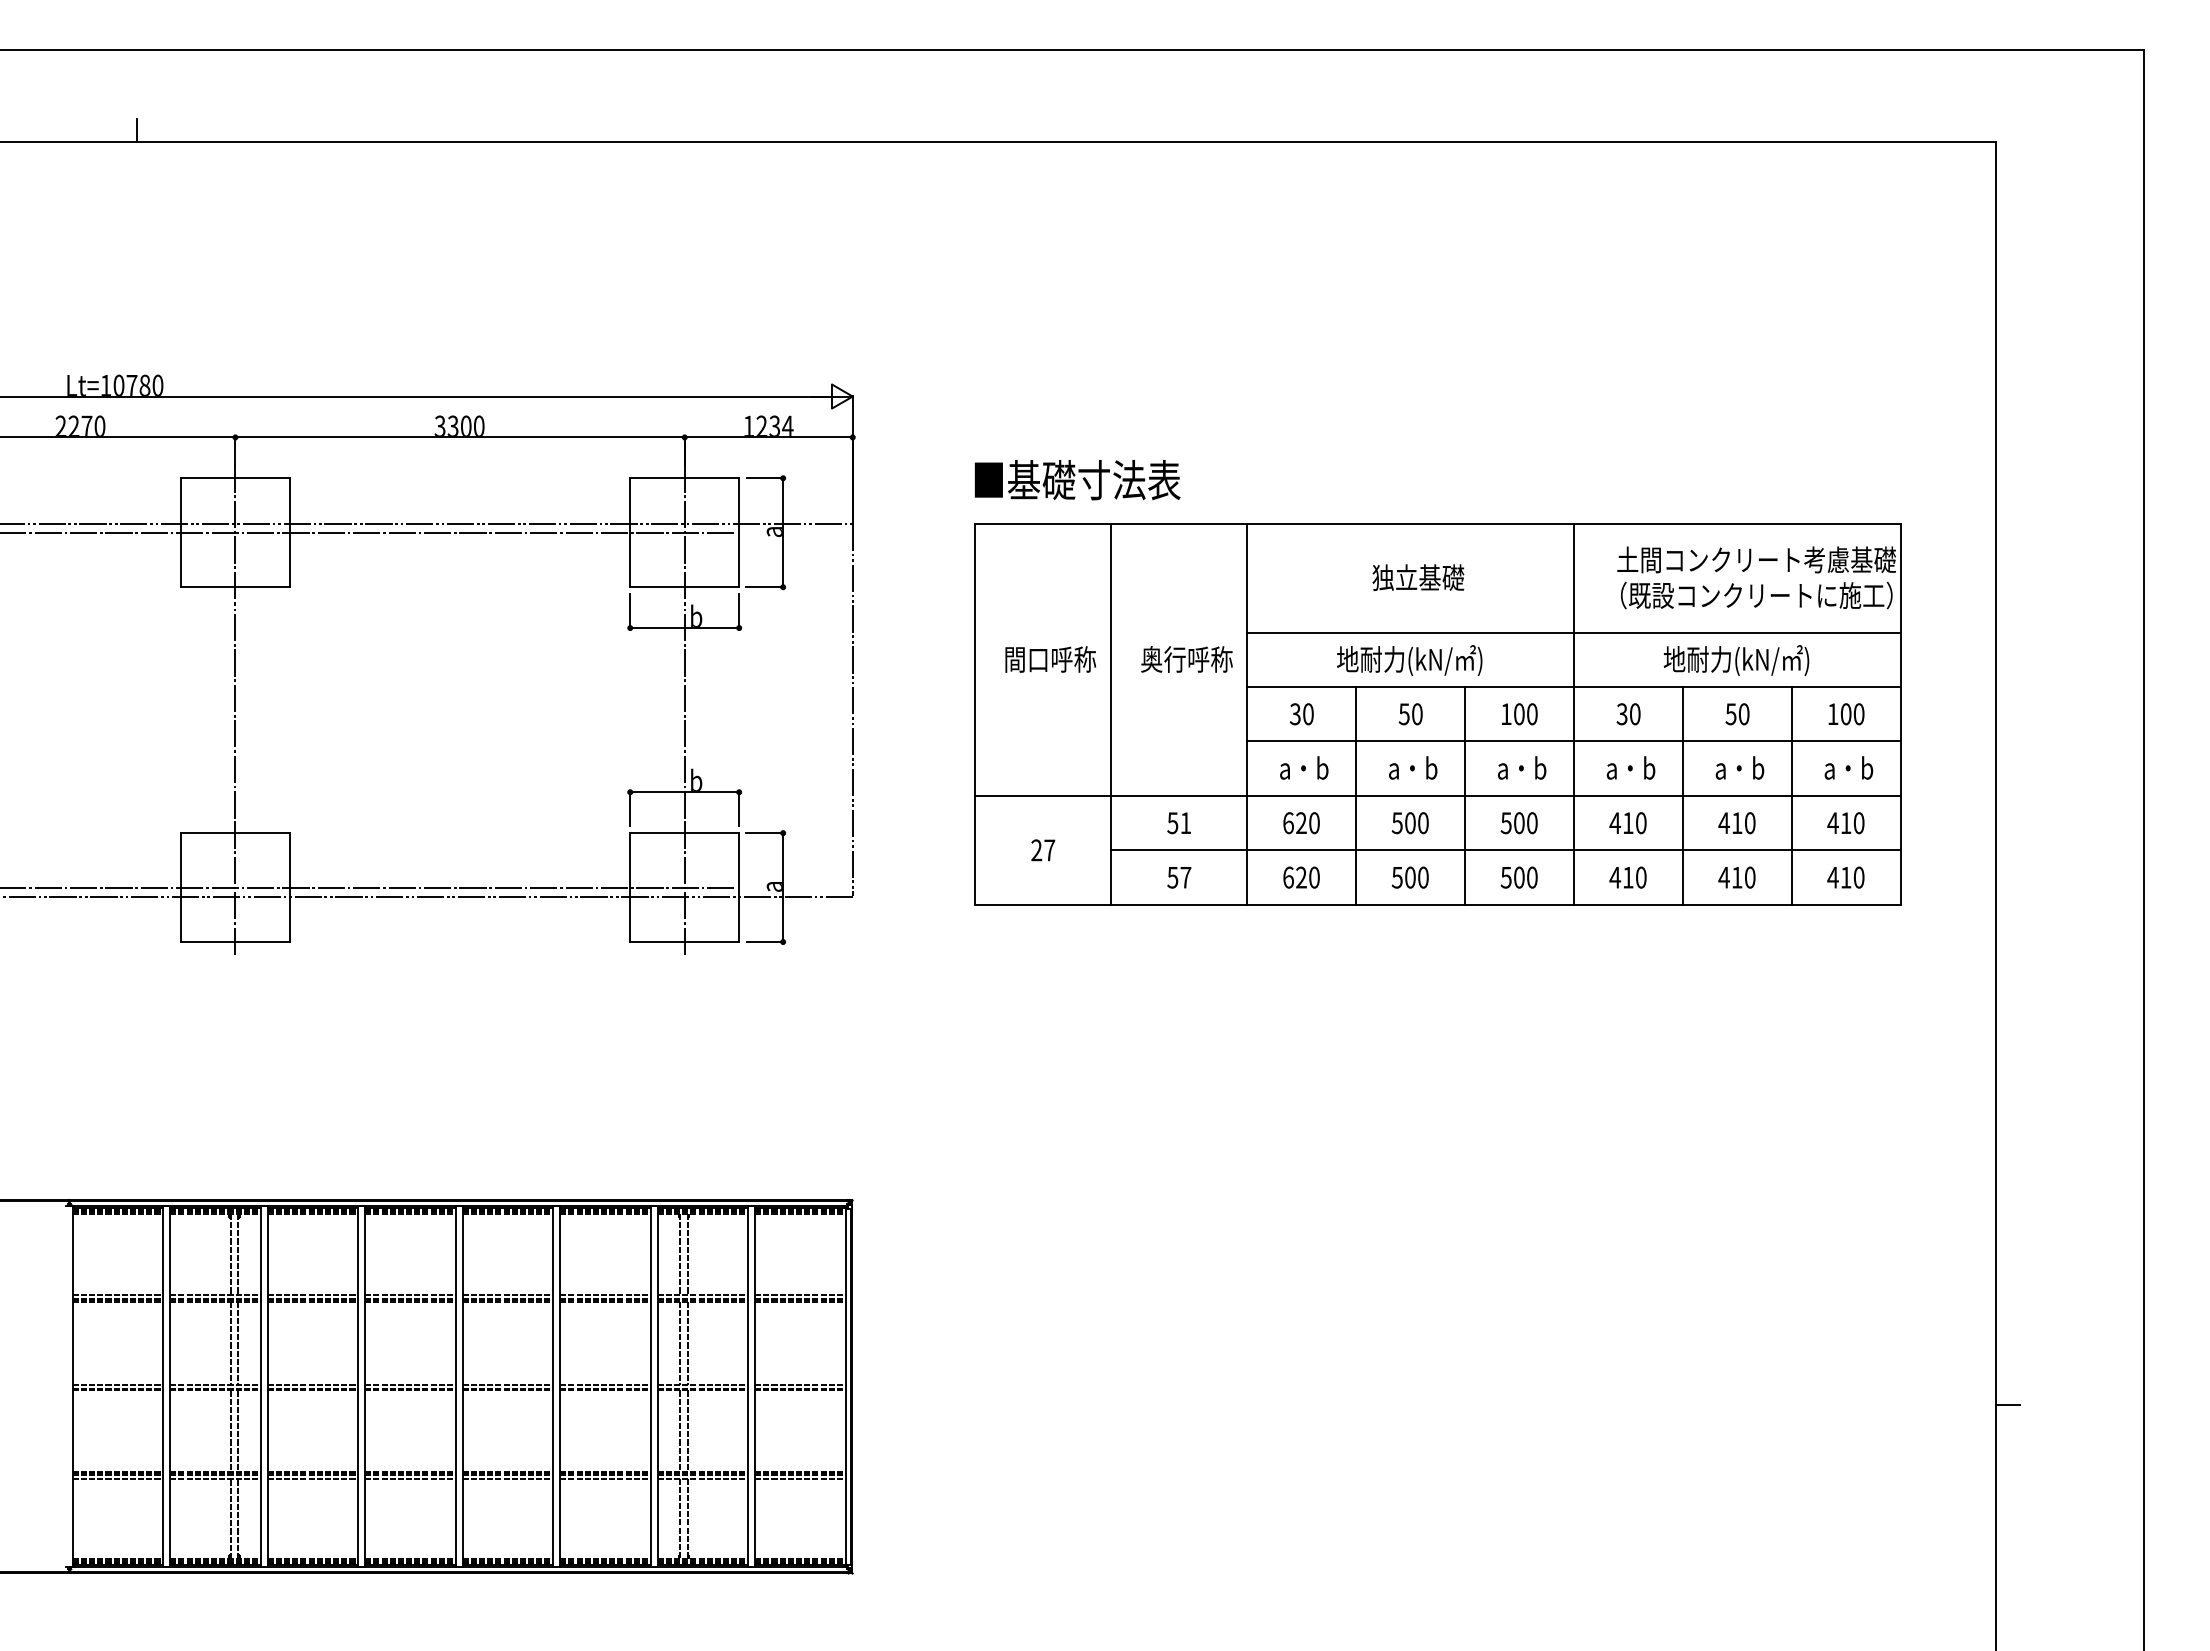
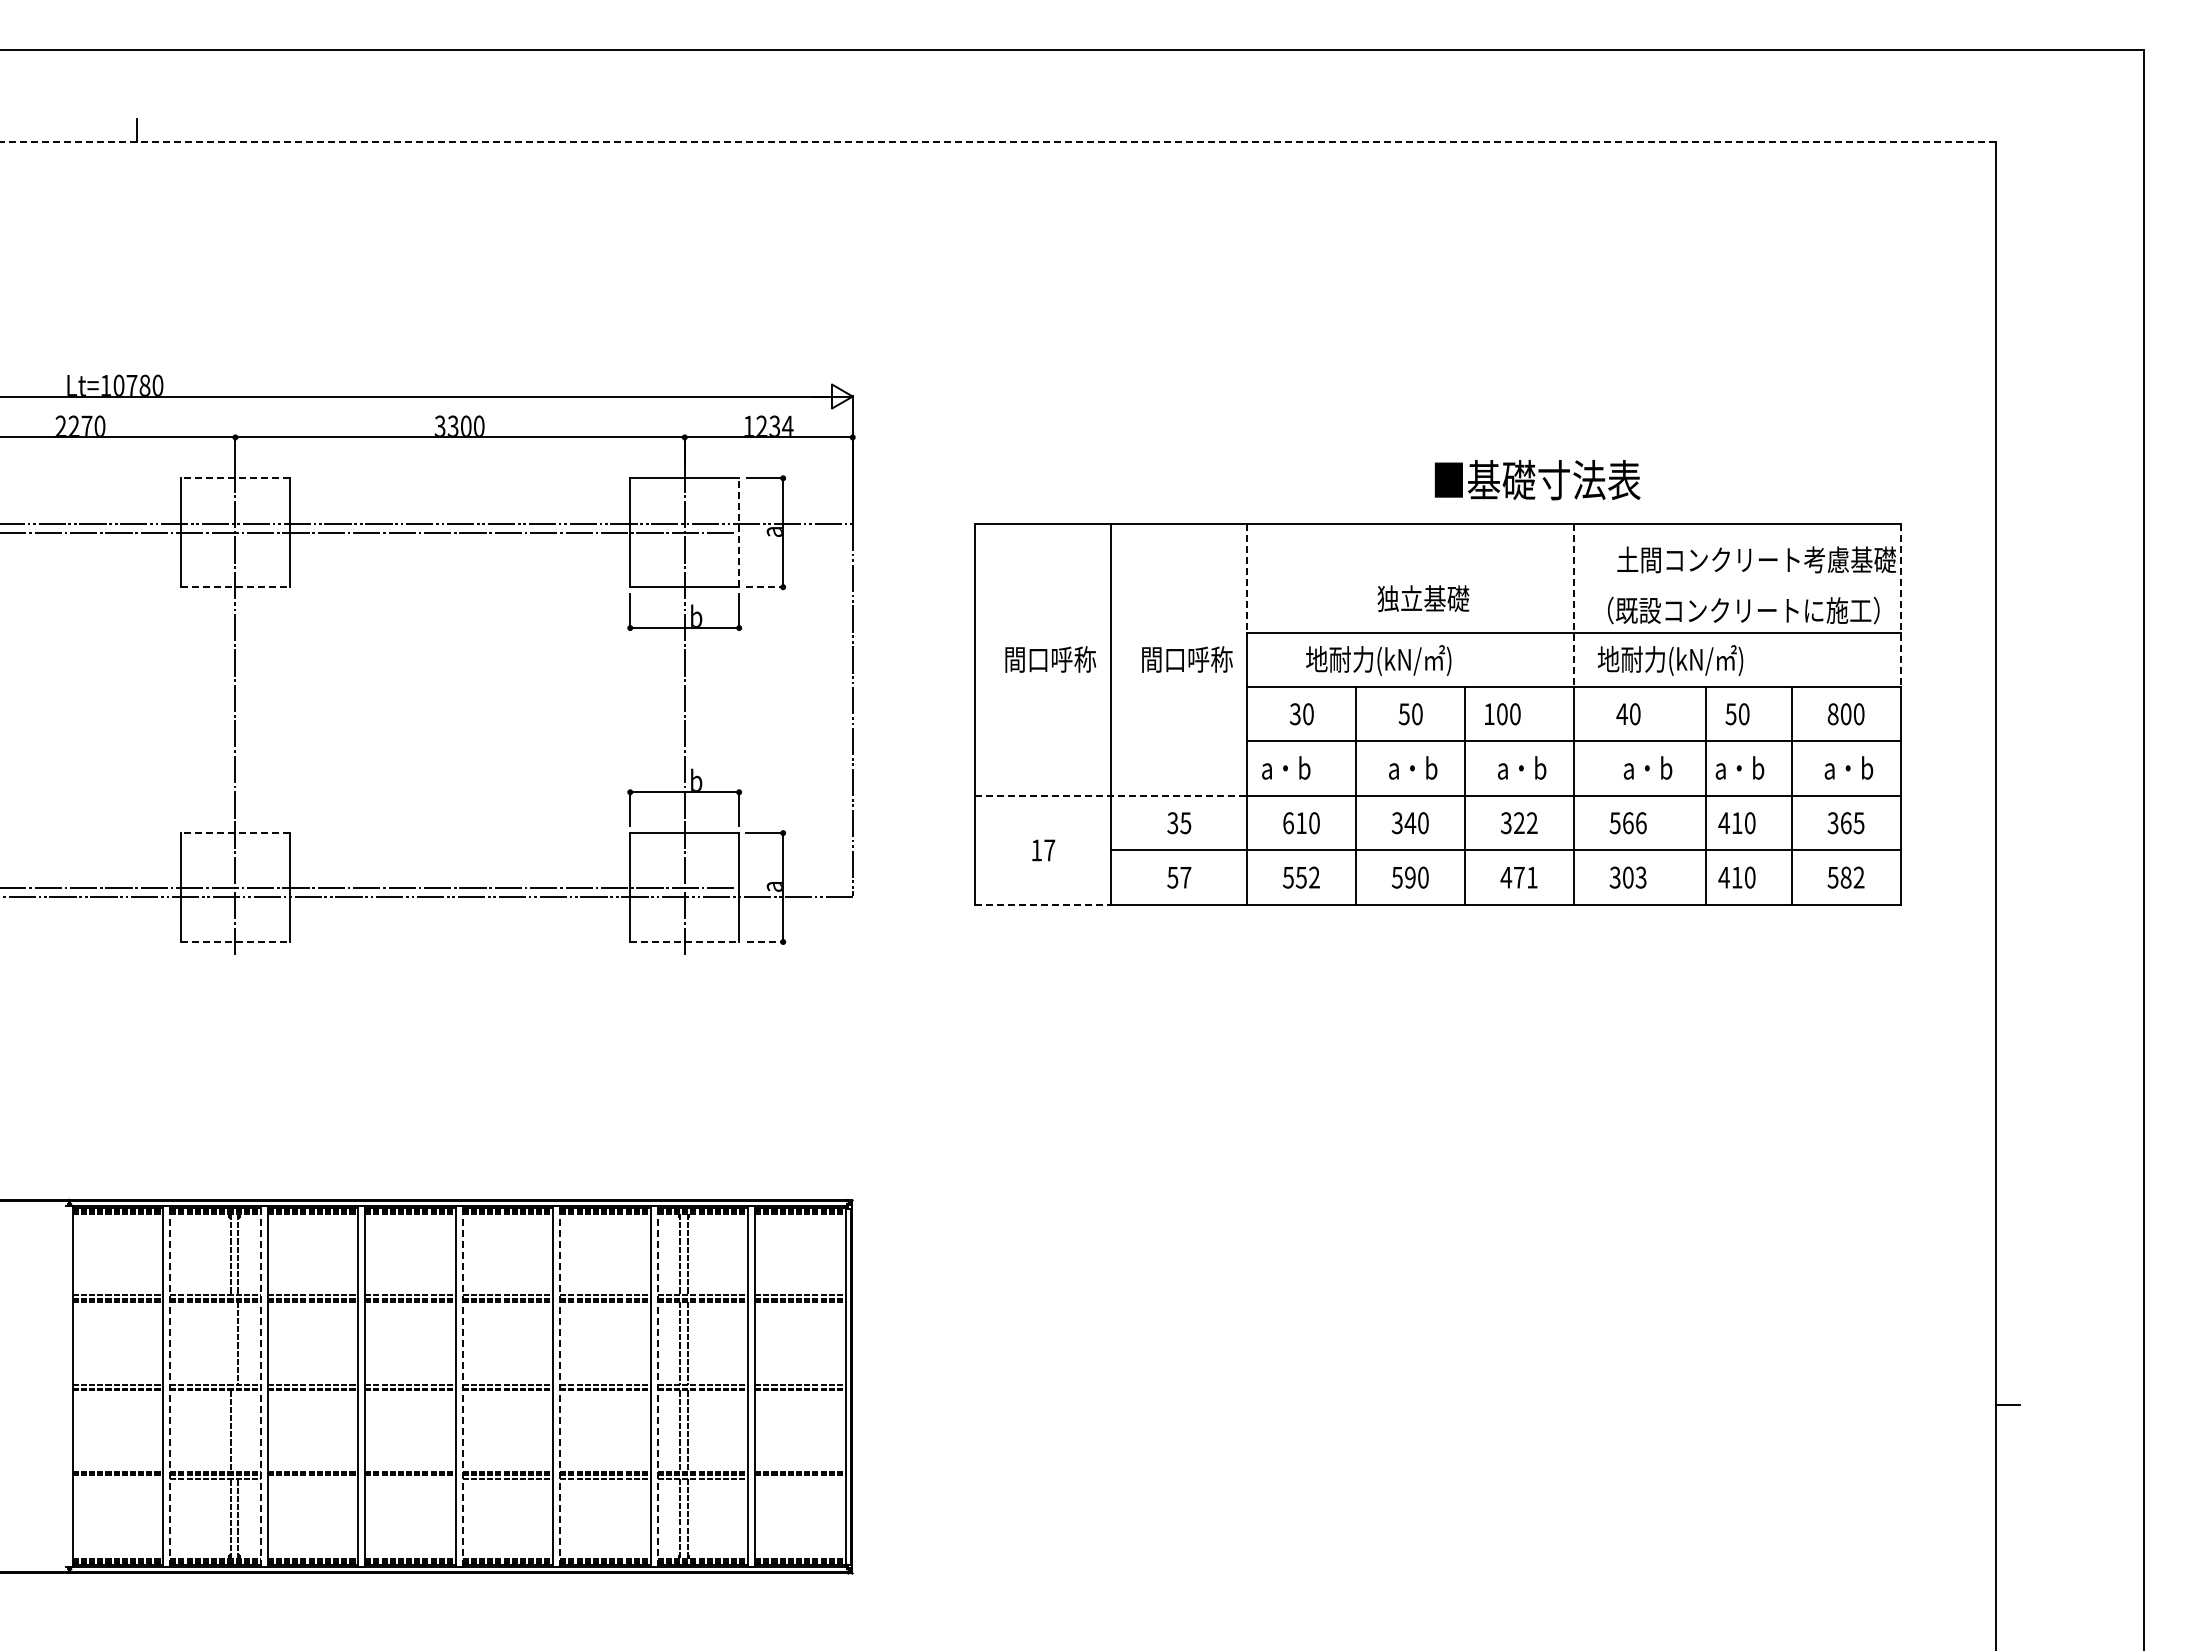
line: solid -> dashed (998, 142)
line: solid -> dashed (234, 478)
text position: (1077, 480) -> (1537, 480) (1537, 480)
line: solid -> dashed (739, 532)
text position: (1418, 577) -> (1423, 598) (1423, 598)
line: solid -> dashed (1247, 578)
line: solid -> dashed (235, 587)
line: solid -> dashed (764, 587)
text position: (1756, 595) -> (1743, 610) (1743, 610)
line: solid -> dashed (1573, 605)
line: solid -> dashed (1900, 605)
text: 奥行呼称 -> 間口呼称 (1163, 659)
text position: (1409, 660) -> (1378, 660) (1378, 660)
text position: (1736, 660) -> (1670, 660) (1670, 660)
text position: (1519, 714) -> (1502, 714) (1502, 714)
text: 30 -> 40 (1621, 714)
text: 100 -> 800 (1832, 714)
text position: (1304, 767) -> (1286, 767) (1286, 767)
text position: (1630, 767) -> (1647, 767) (1647, 767)
line: solid -> dashed (1111, 795)
line position: (1682, 795) -> (1705, 795) (1705, 795)
text: 620 -> 610 (1301, 822)
text: 51 -> 35 (1179, 823)
text: 500 -> 340 (1404, 823)
text: 500 -> 322 (1519, 823)
text: 410 -> 566 (1627, 823)
text: 410 -> 365 (1845, 823)
line: solid -> dashed (234, 833)
text: 27 -> 17 (1036, 850)
text: 620 -> 552 (1301, 877)
text: 500 -> 590 (1410, 877)
text: 500 -> 471 (1518, 877)
text: 410 -> 303 (1627, 877)
text: 410 -> 582 (1845, 877)
line: solid -> dashed (1043, 904)
line: solid -> dashed (235, 942)
line: solid -> dashed (685, 942)
line: solid -> dashed (765, 942)
line: present -> none (230, 1342)
line: solid -> dashed (170, 1386)
line: solid -> dashed (260, 1386)
line: solid -> dashed (462, 1386)
line: solid -> dashed (560, 1386)
line: solid -> dashed (657, 1386)
line: present -> none (238, 1430)
line: present -> none (117, 1478)
line: present -> none (312, 1478)
line: present -> none (410, 1478)
line: present -> none (800, 1478)
